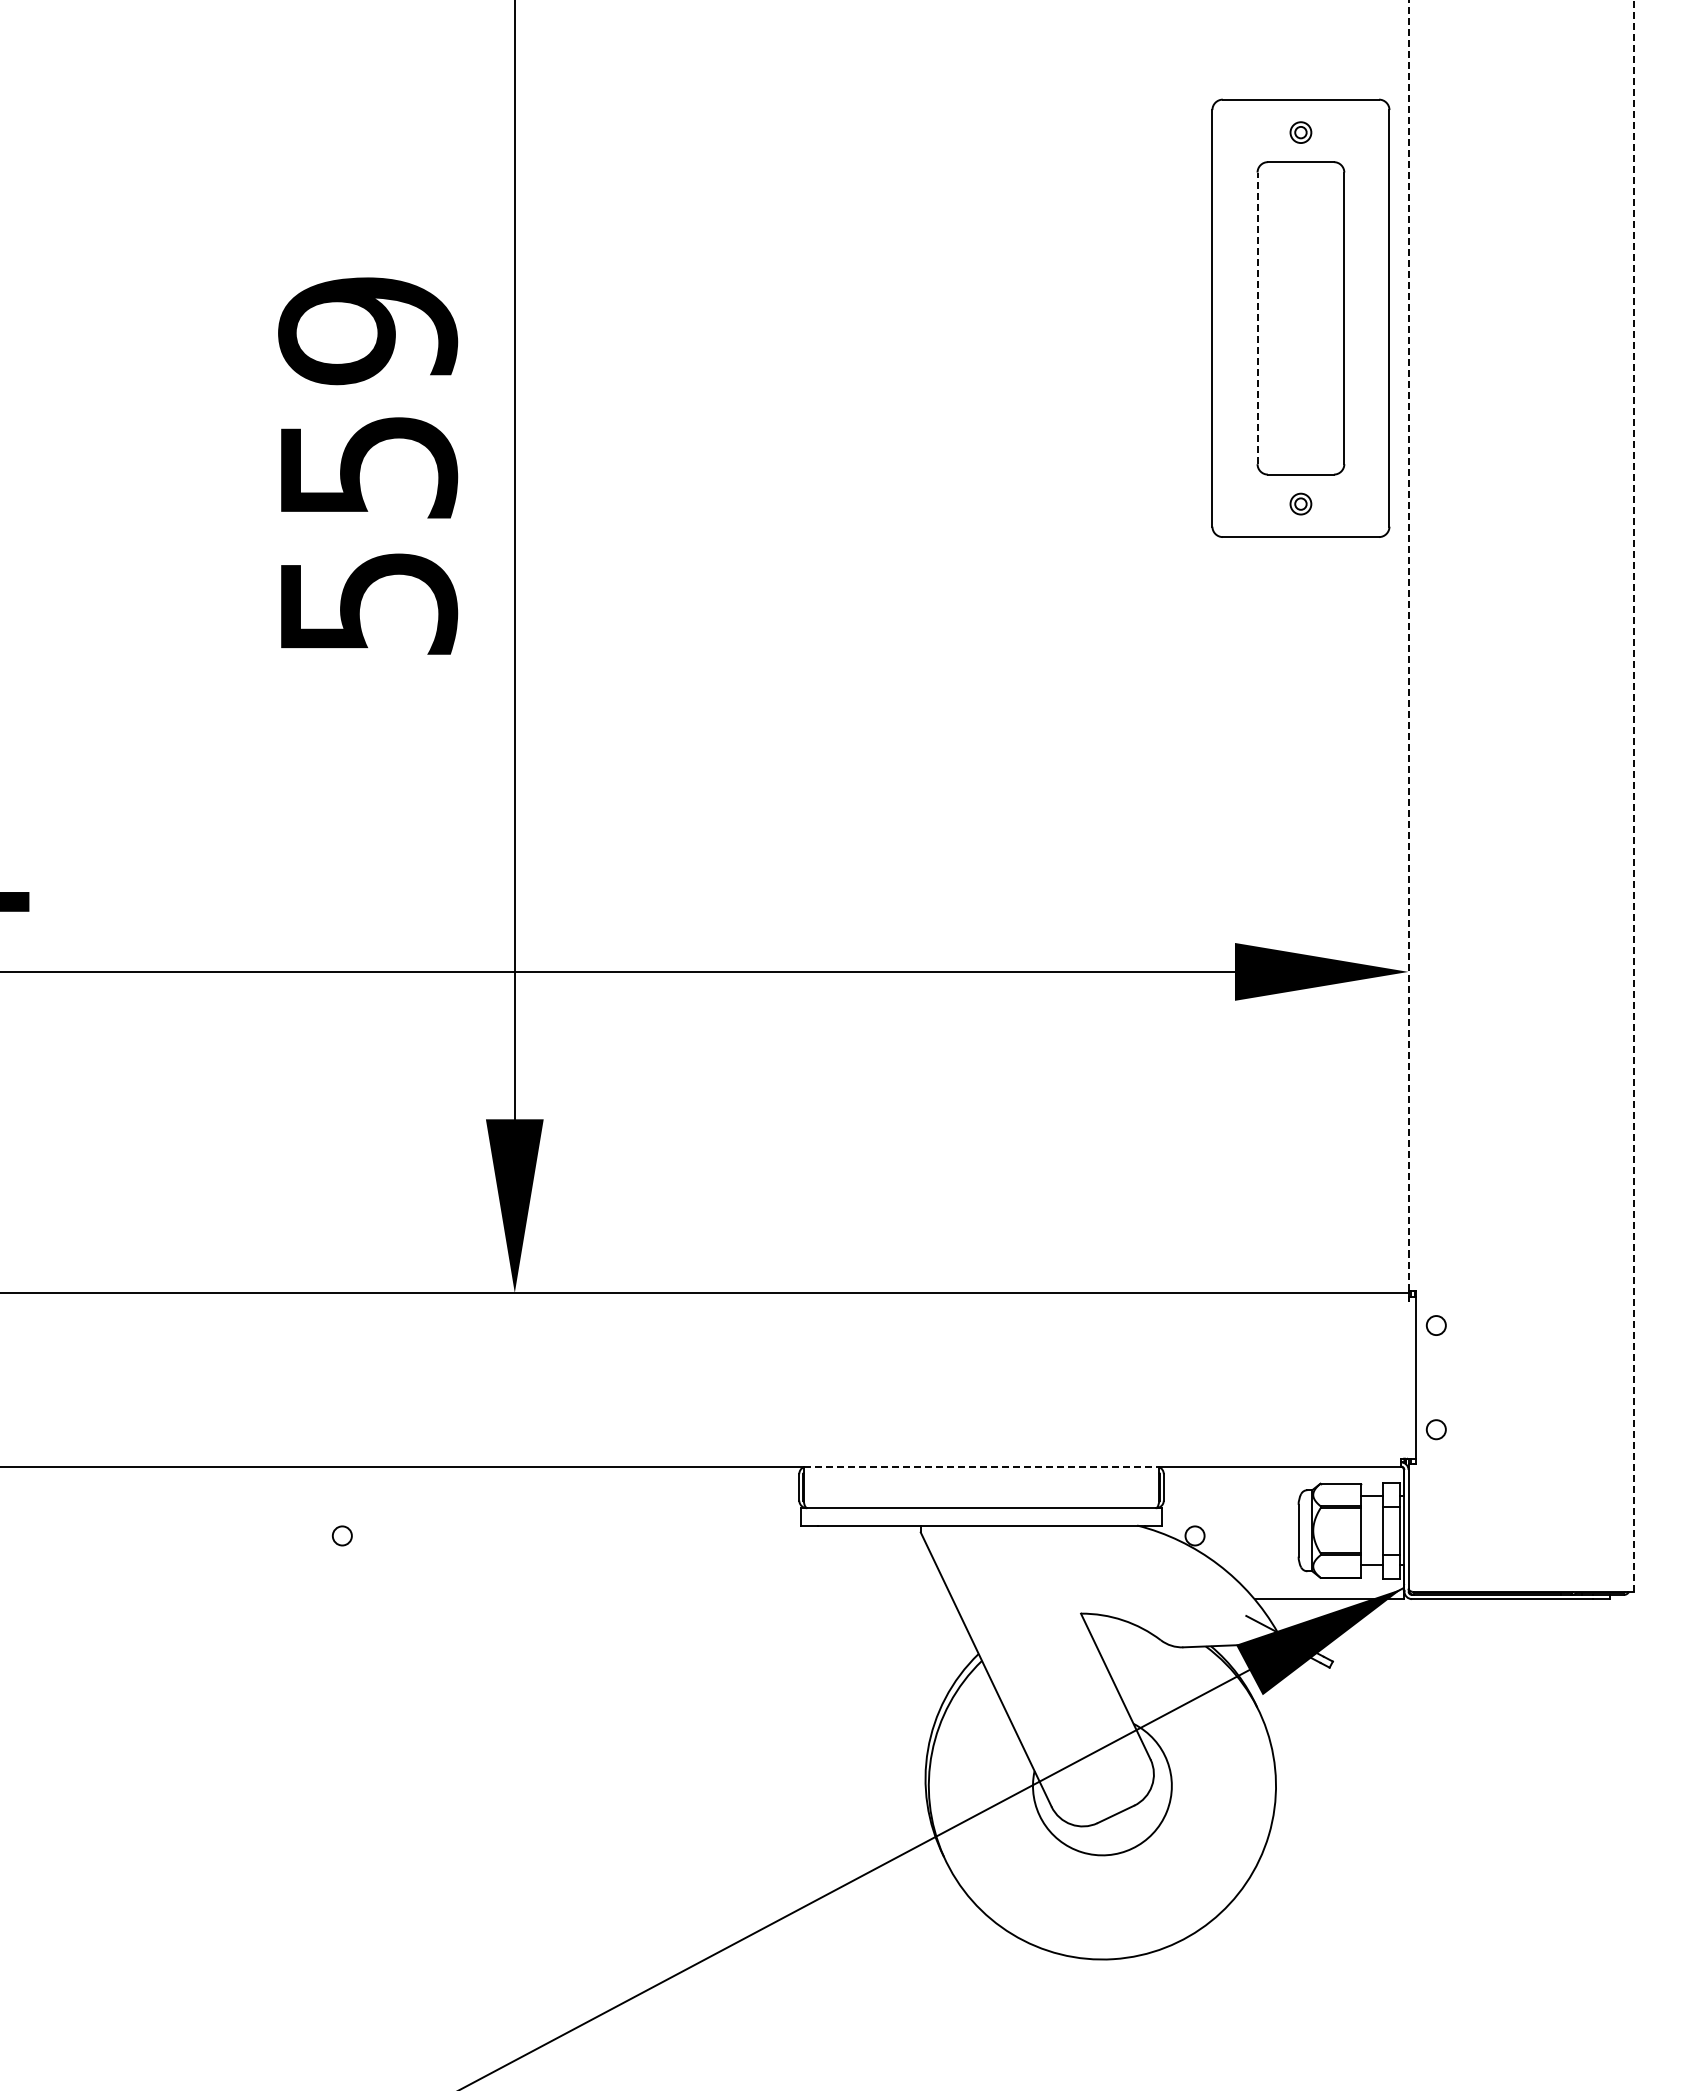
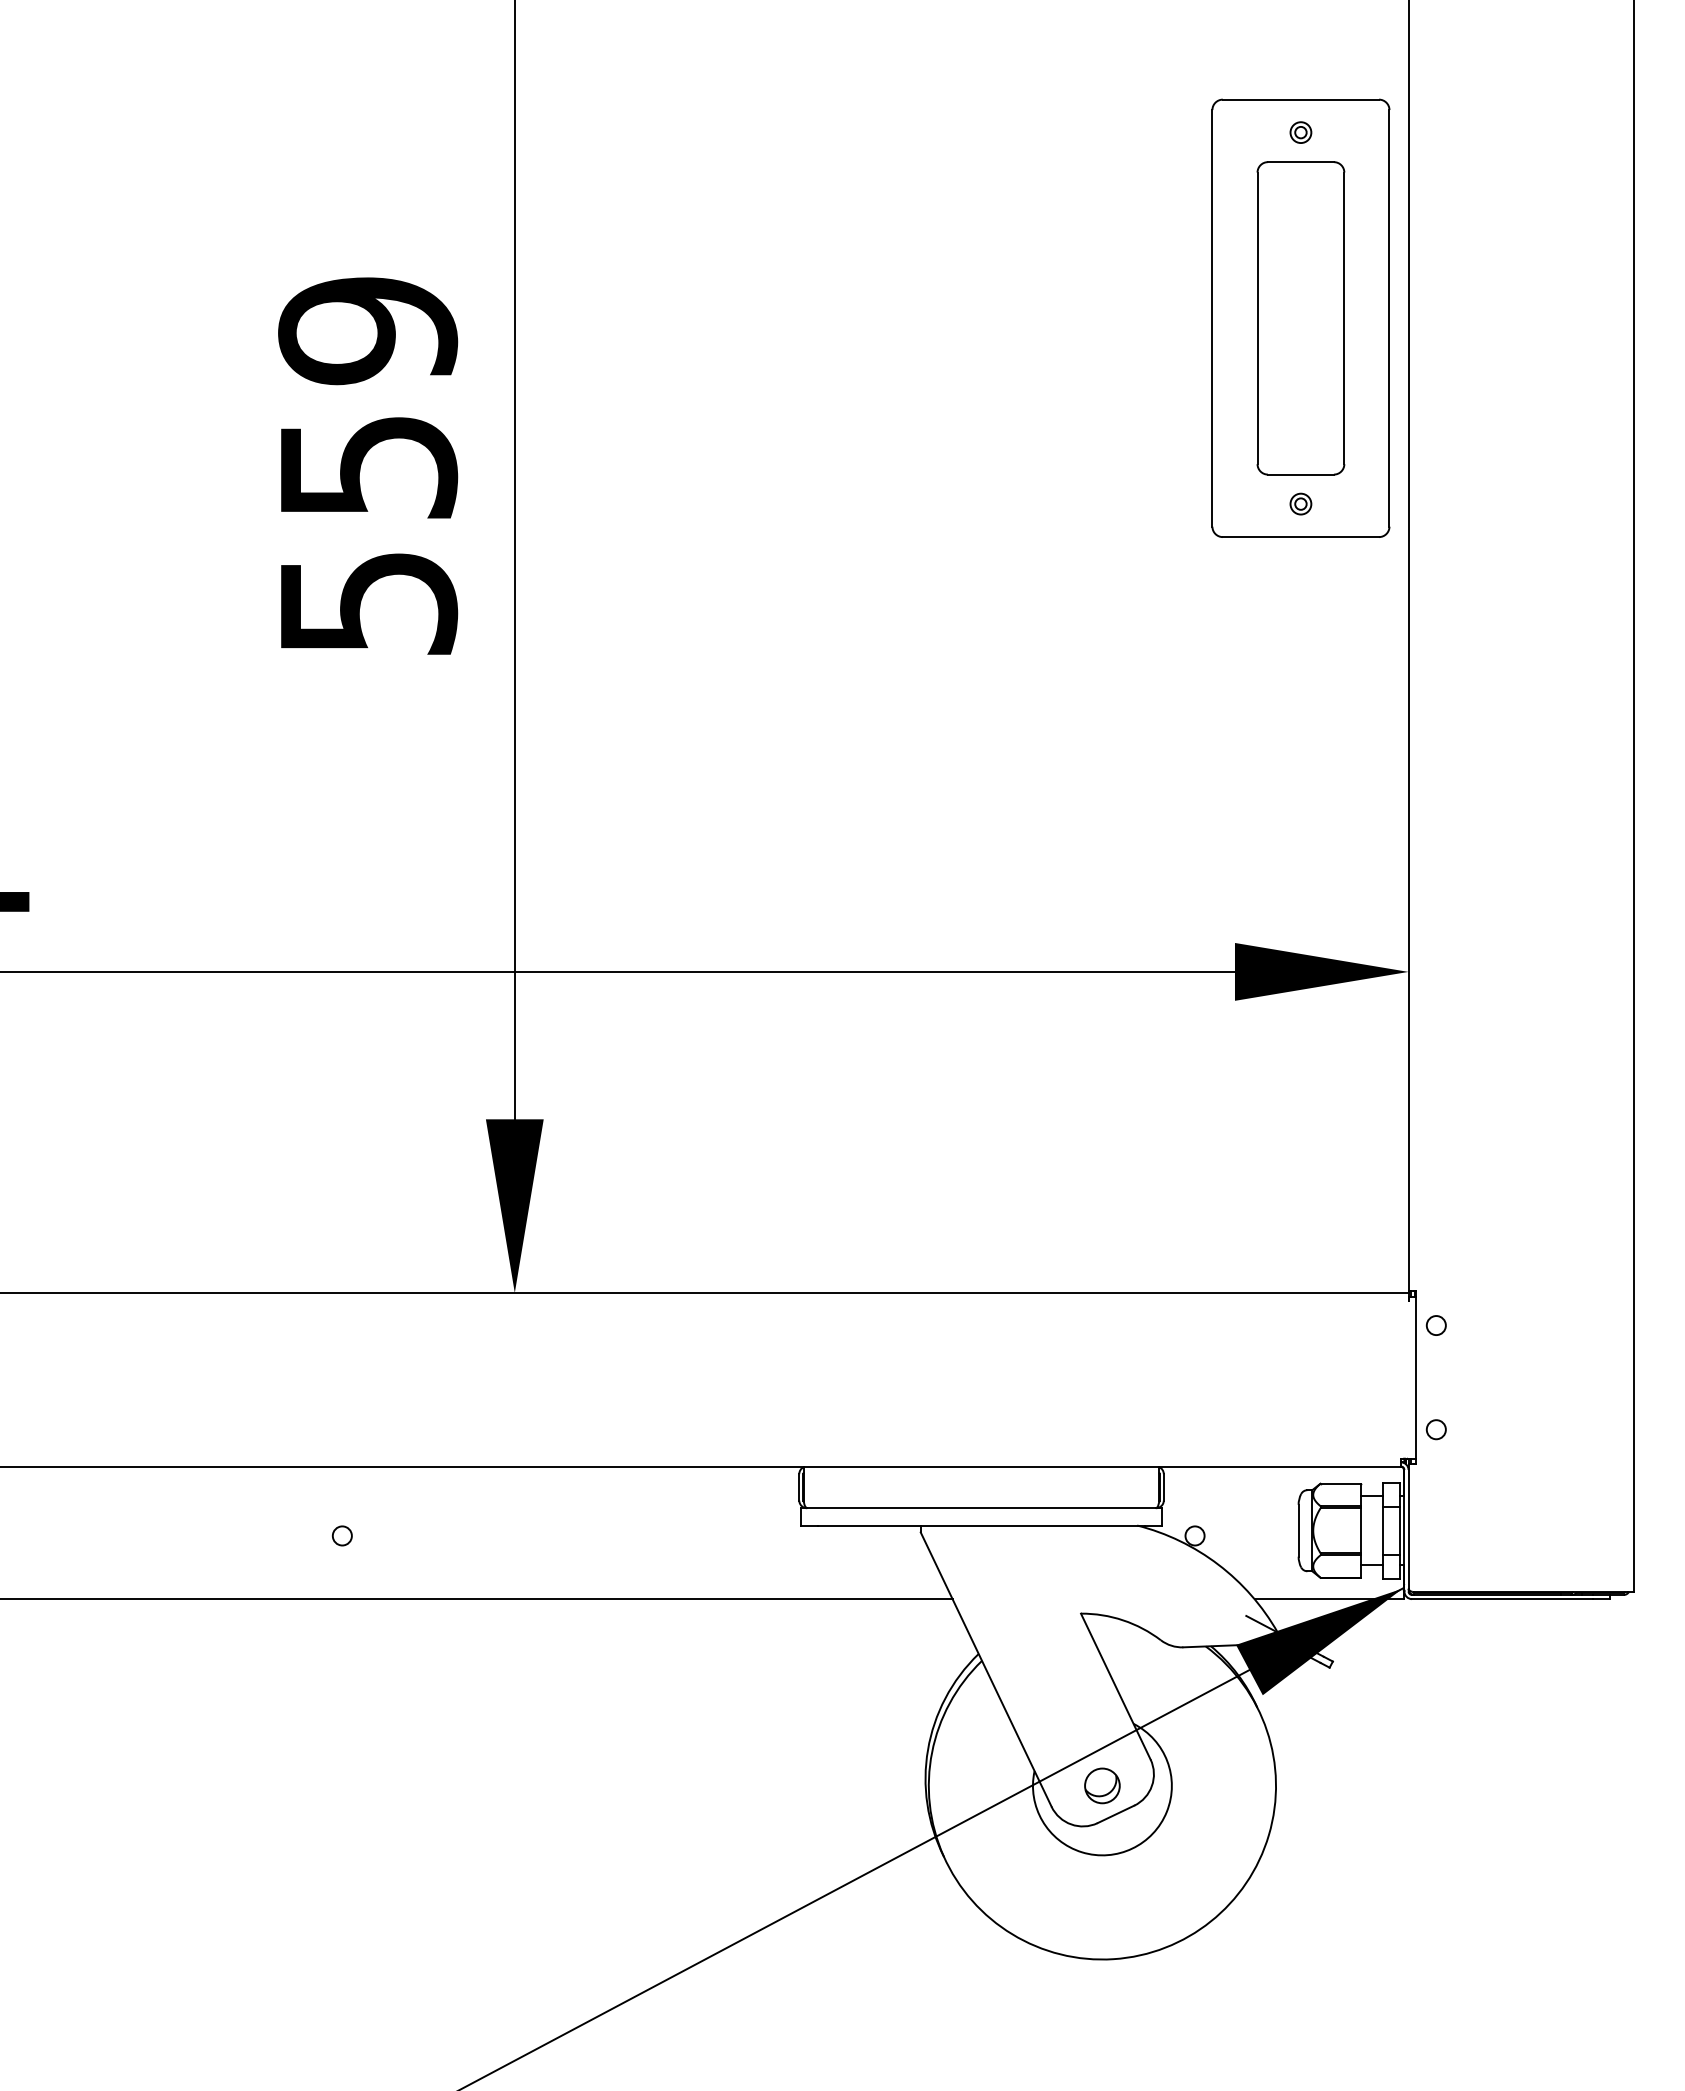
line: dashed -> solid (1257, 318)
line: dashed -> solid (1408, 645)
line: dashed -> solid (1634, 796)
line: dashed -> solid (981, 1466)
line: none -> present (477, 1599)
part: none -> present (1102, 1785)
